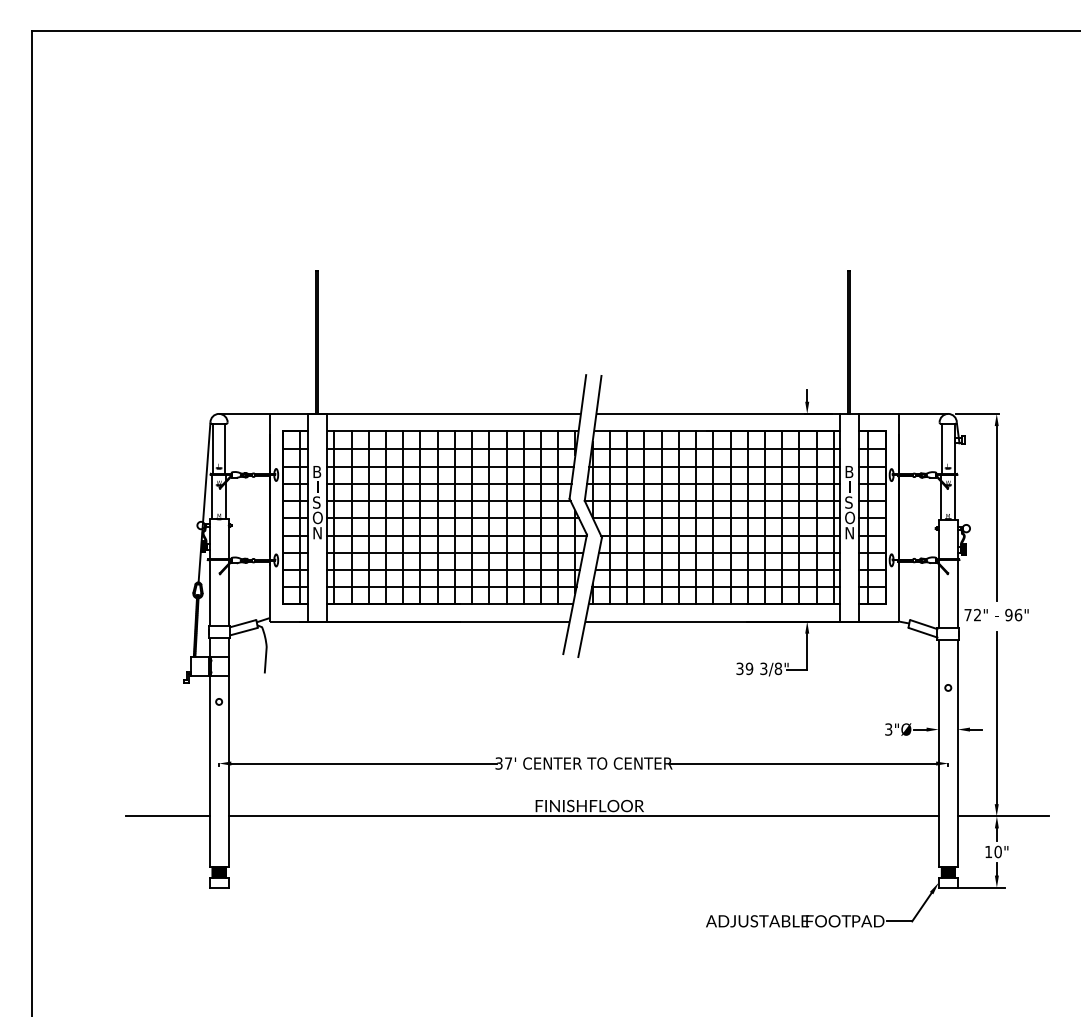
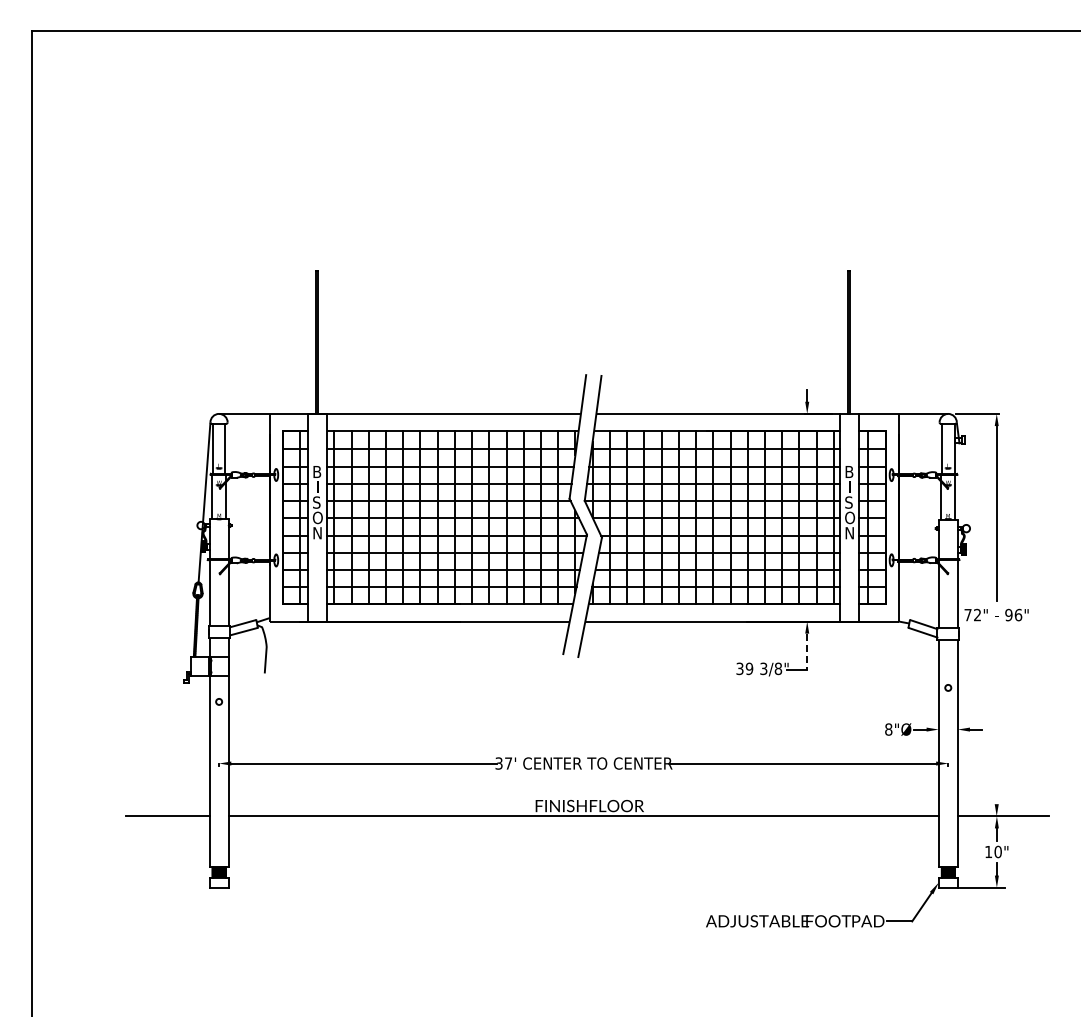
line: solid -> dashed (807, 652)
line: present -> none (996, 717)
text: 3"Ø -> 8"Ø (888, 729)
